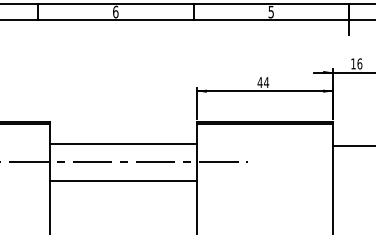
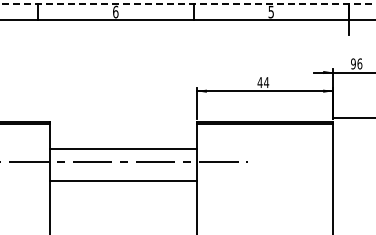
line: solid -> dashed (188, 4)
text: 16 -> 96 (353, 63)
line position: (123, 143) -> (123, 148) (123, 148)
line position: (352, 145) -> (352, 117) (352, 117)
